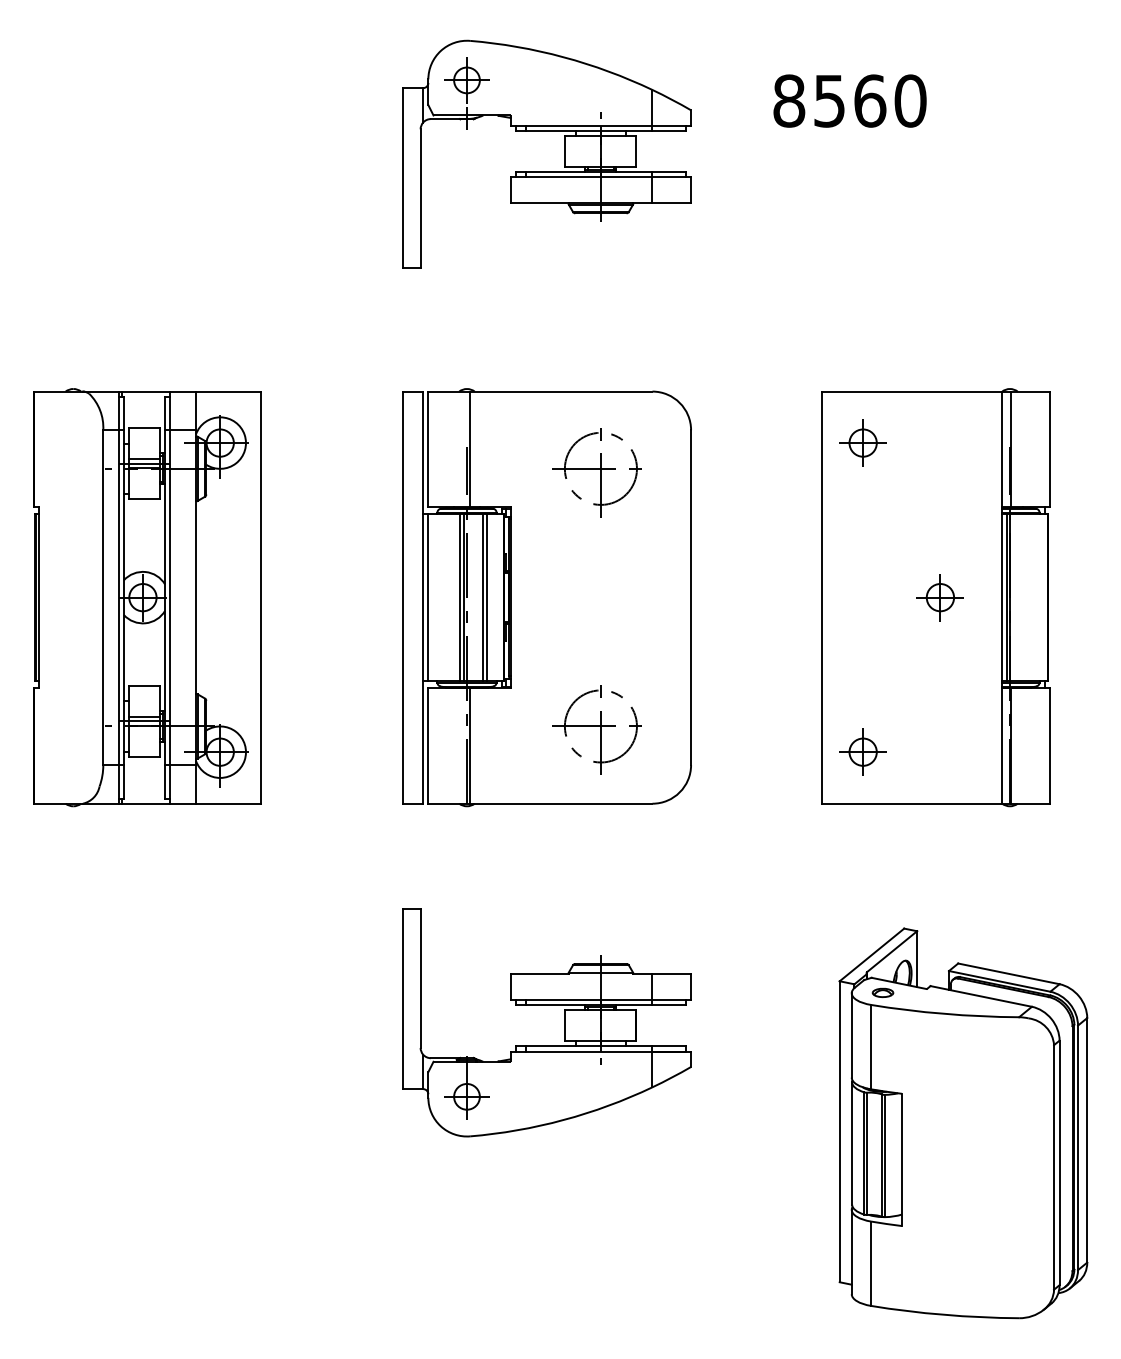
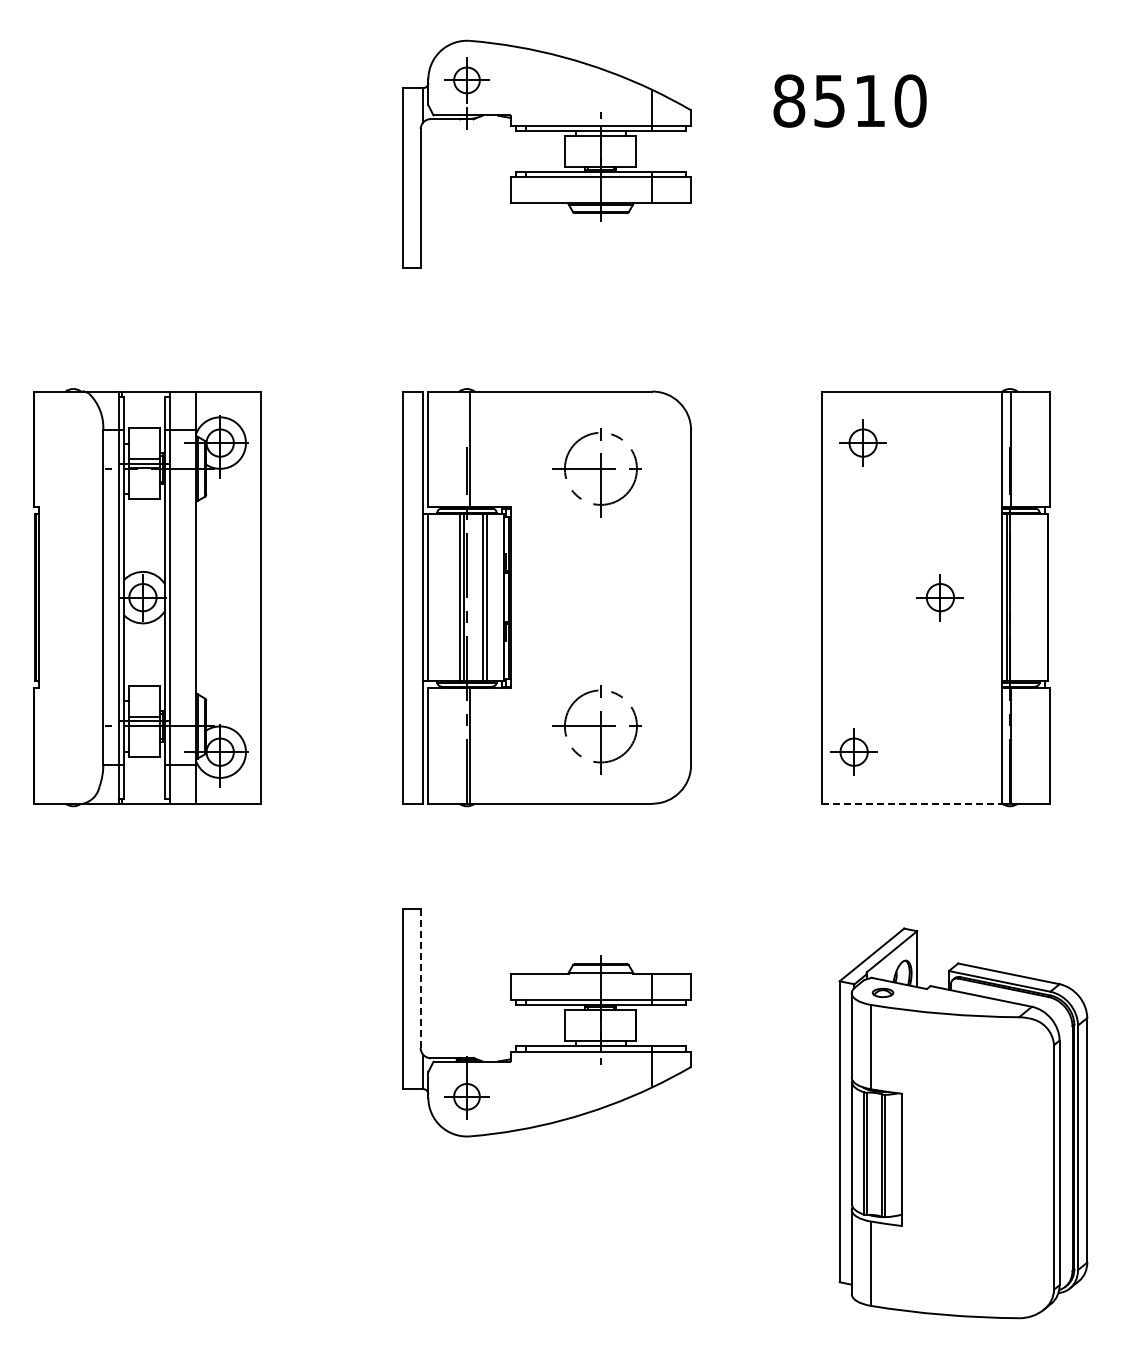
text: 8560 -> 8510 (870, 100)
part position: (862, 751) -> (853, 751) (853, 751)
line: solid -> dashed (912, 803)
line: solid -> dashed (420, 978)
